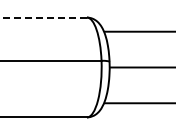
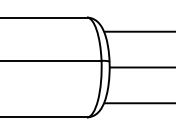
line: dashed -> solid (43, 17)
